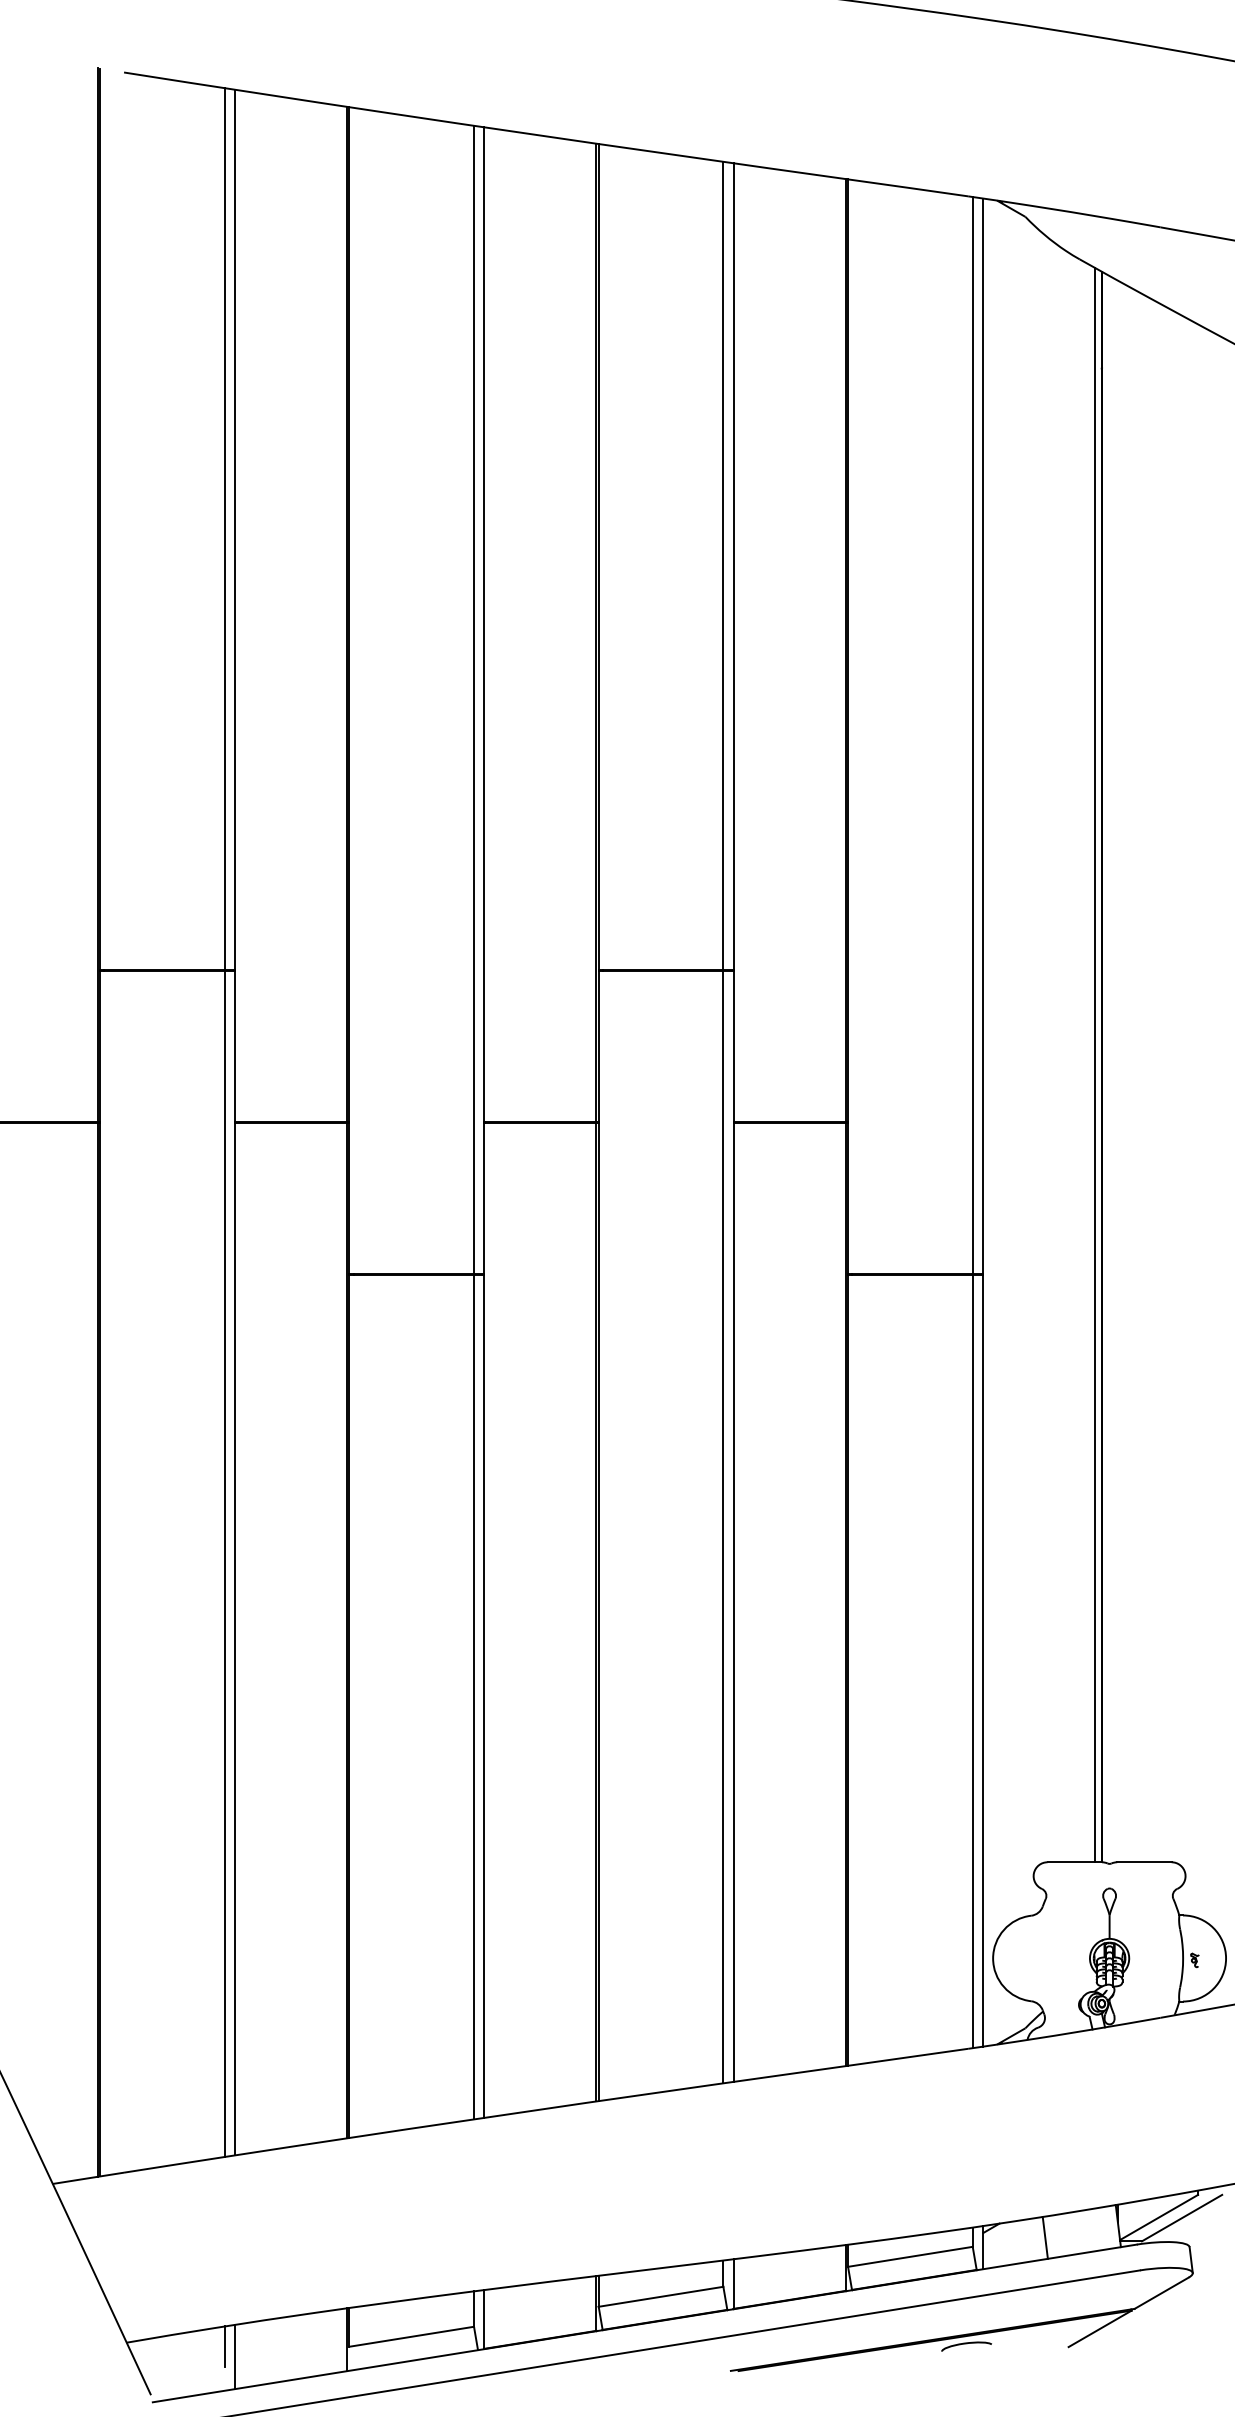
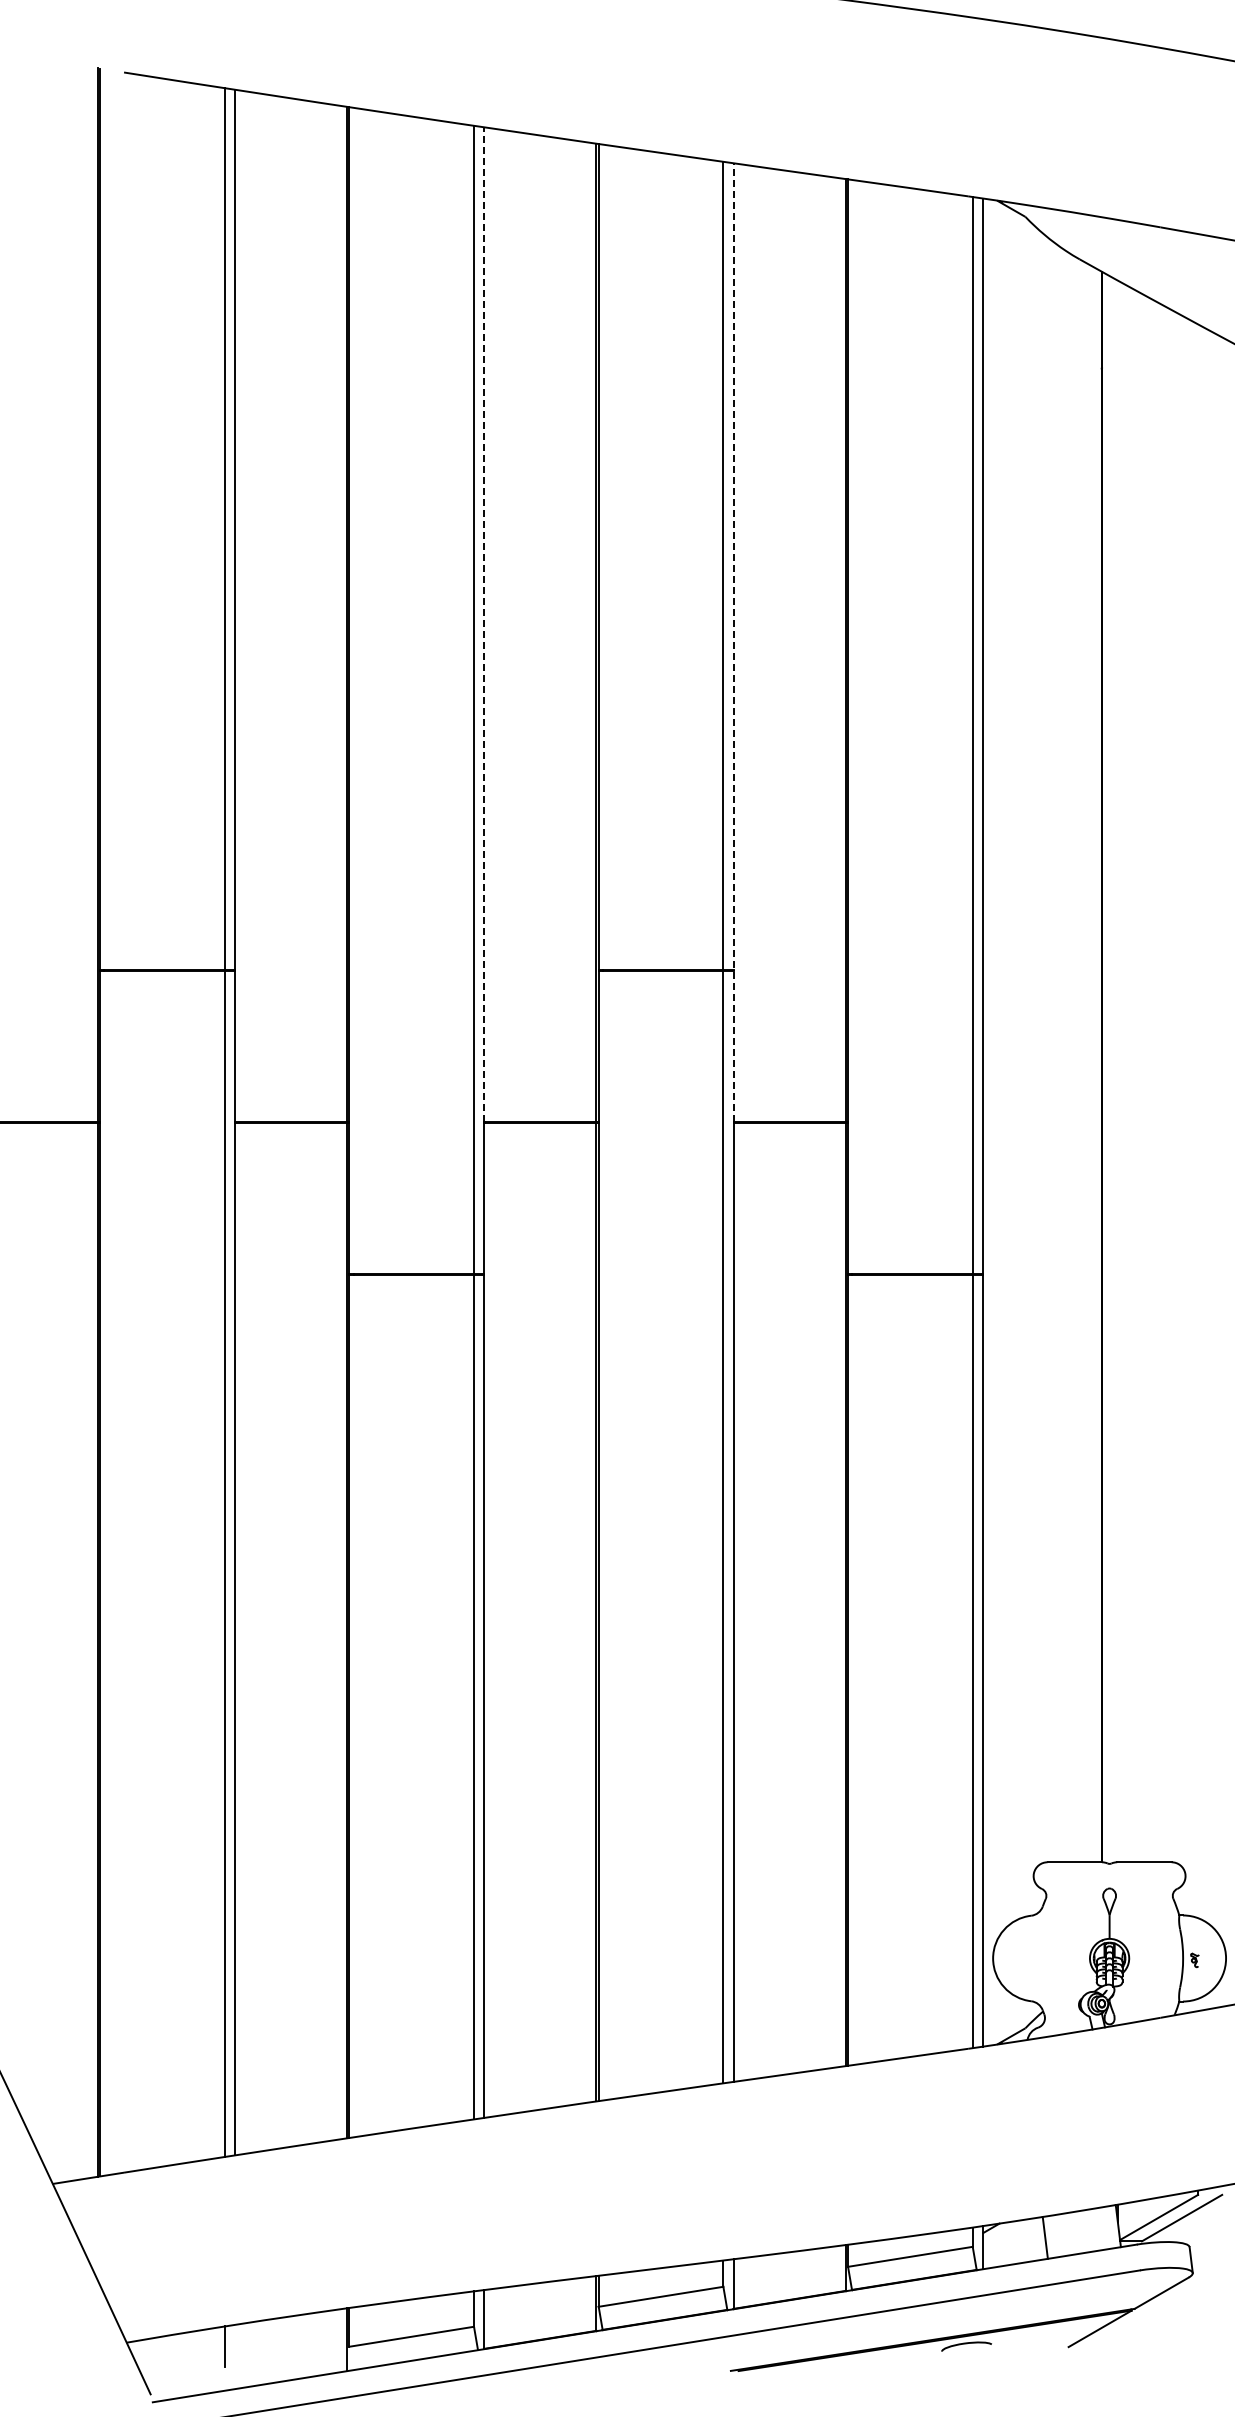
line: solid -> dashed (484, 624)
line: solid -> dashed (733, 642)
line: present -> none (1095, 1065)
line: present -> none (234, 2356)
